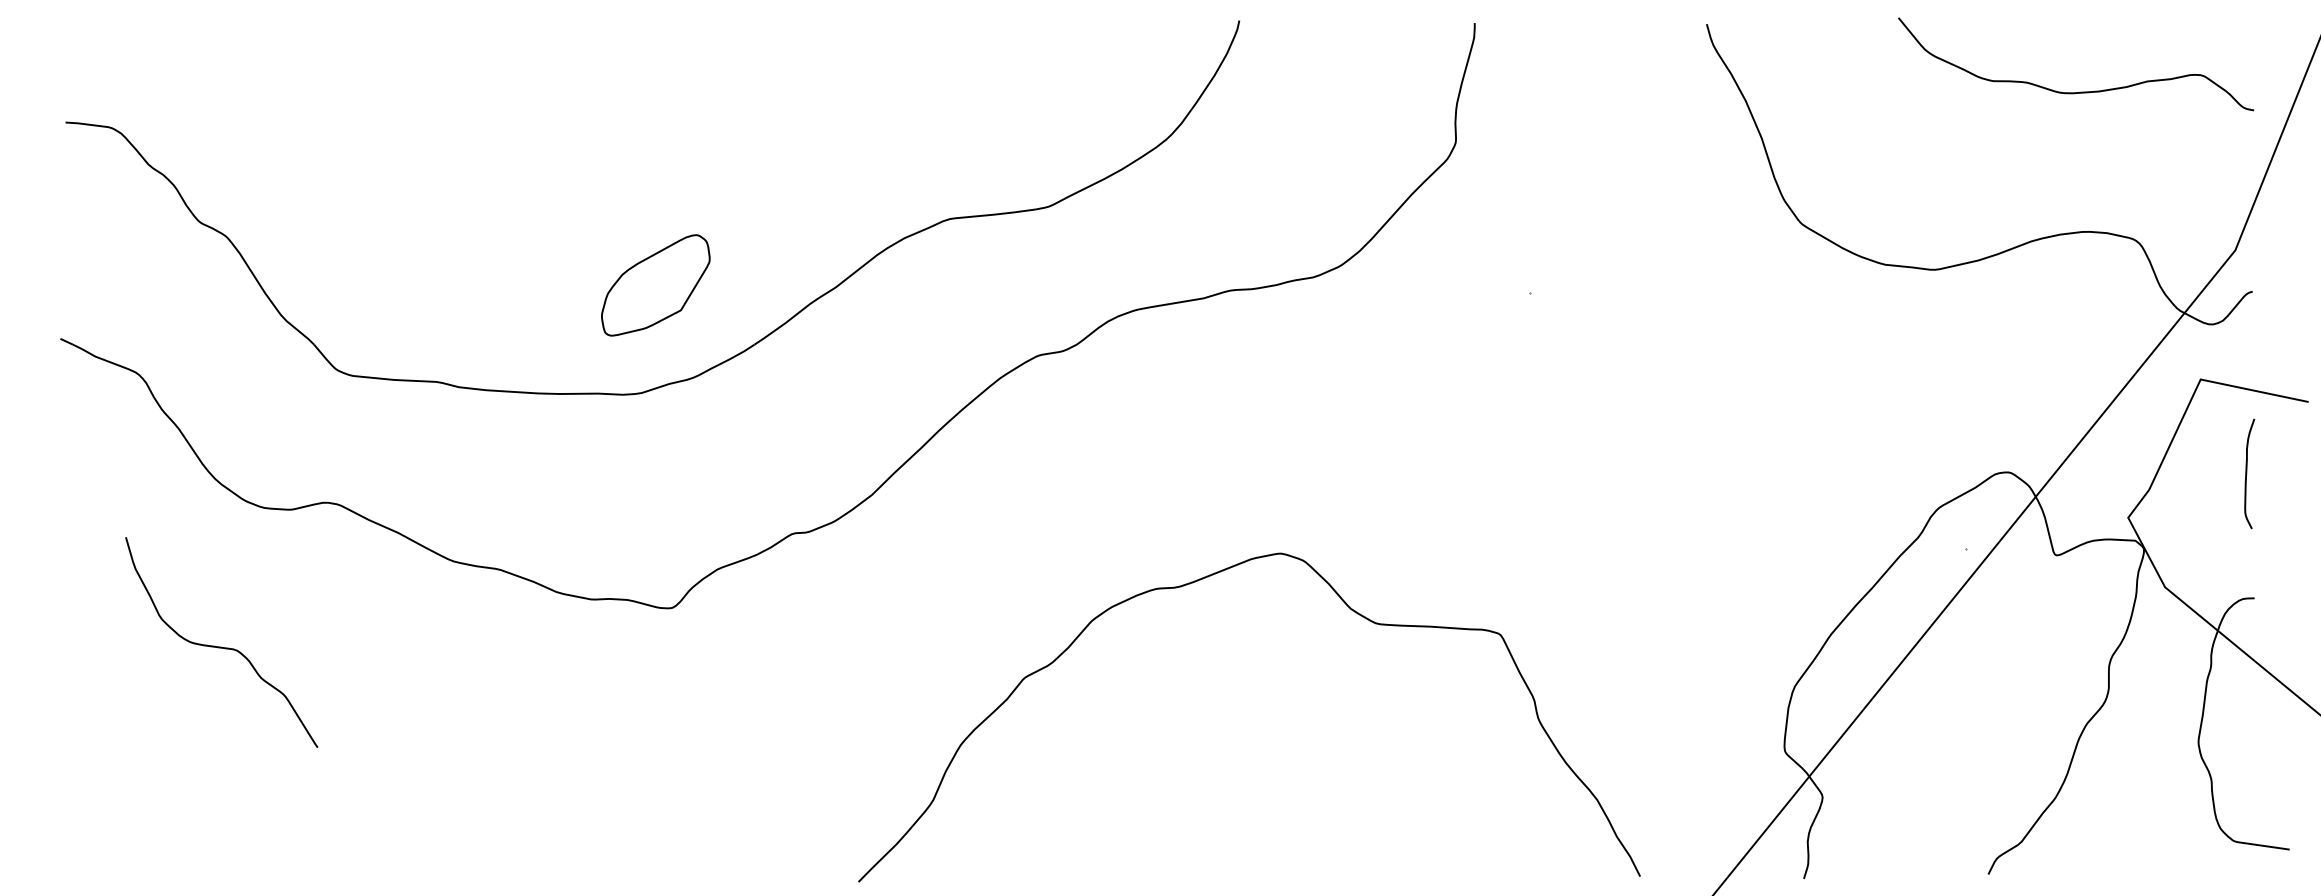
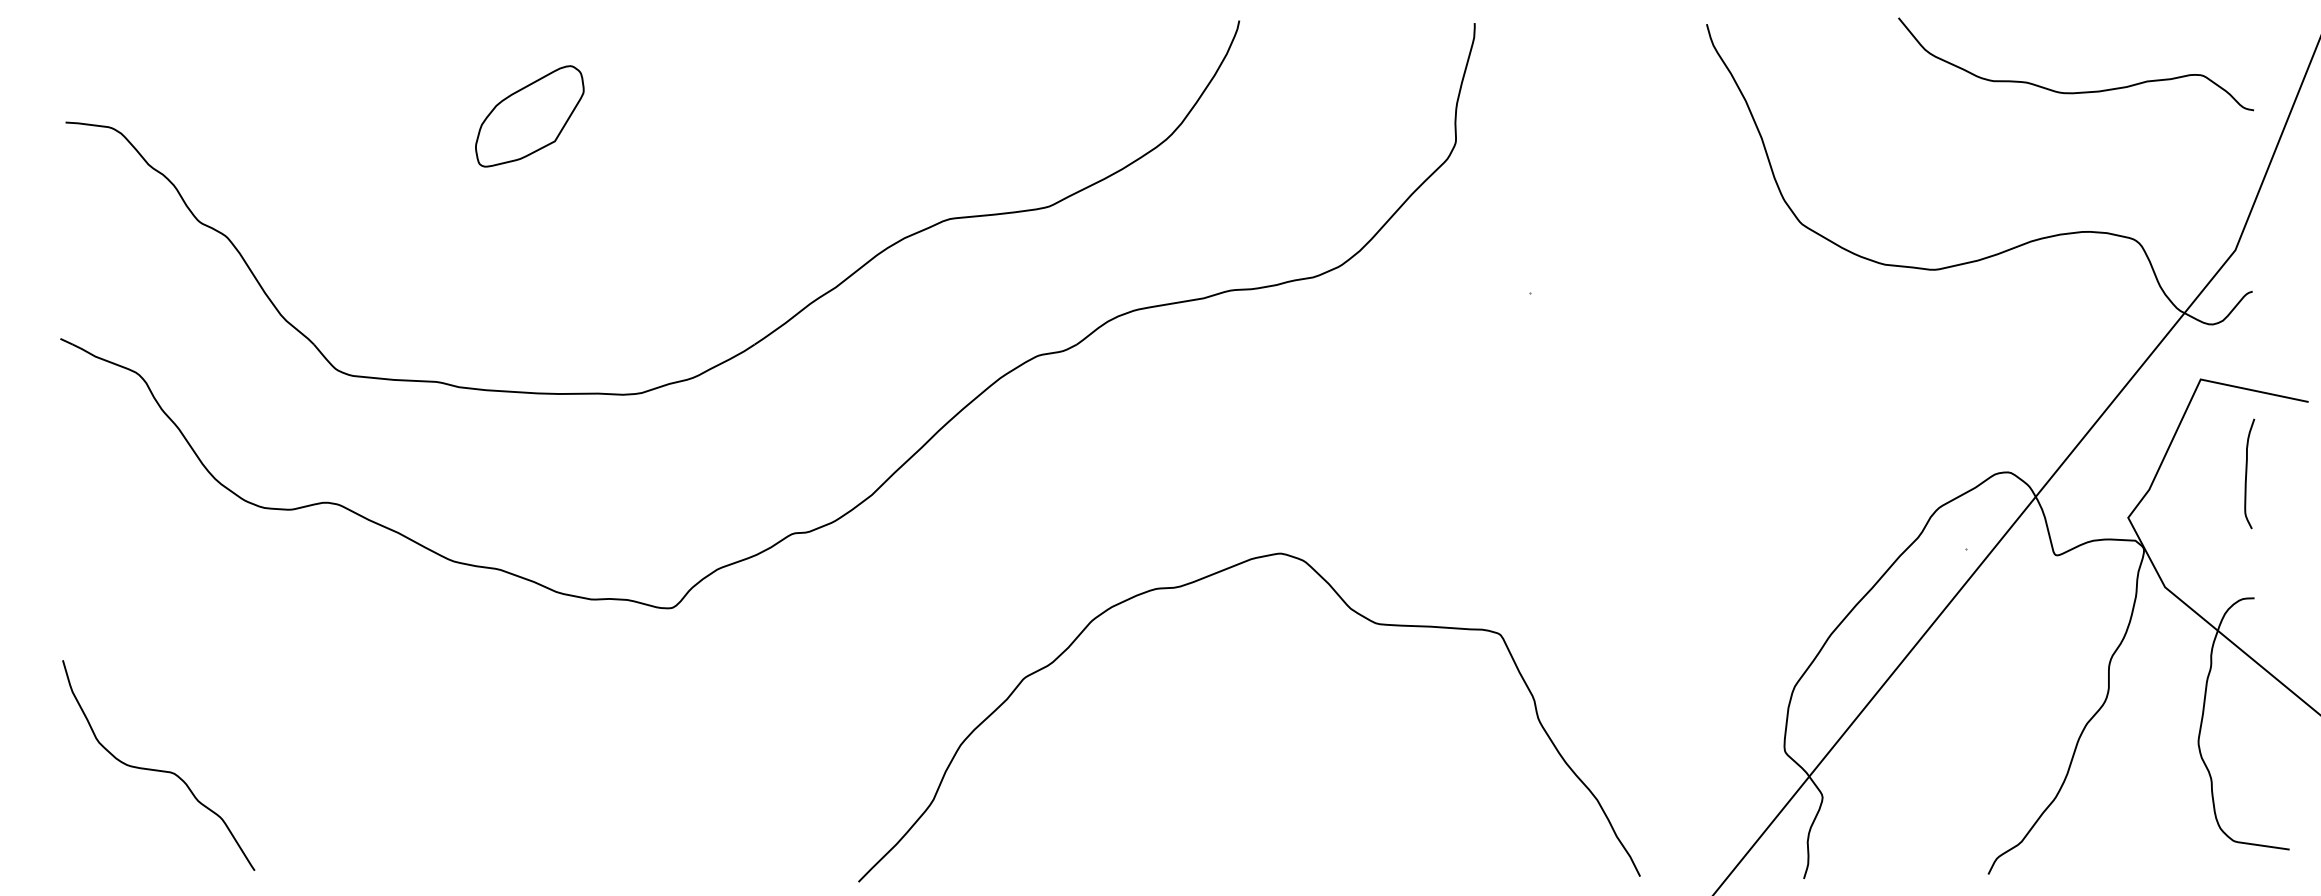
part position: (655, 285) -> (529, 116) (529, 116)
curve position: (221, 646) -> (158, 769) (158, 769)
